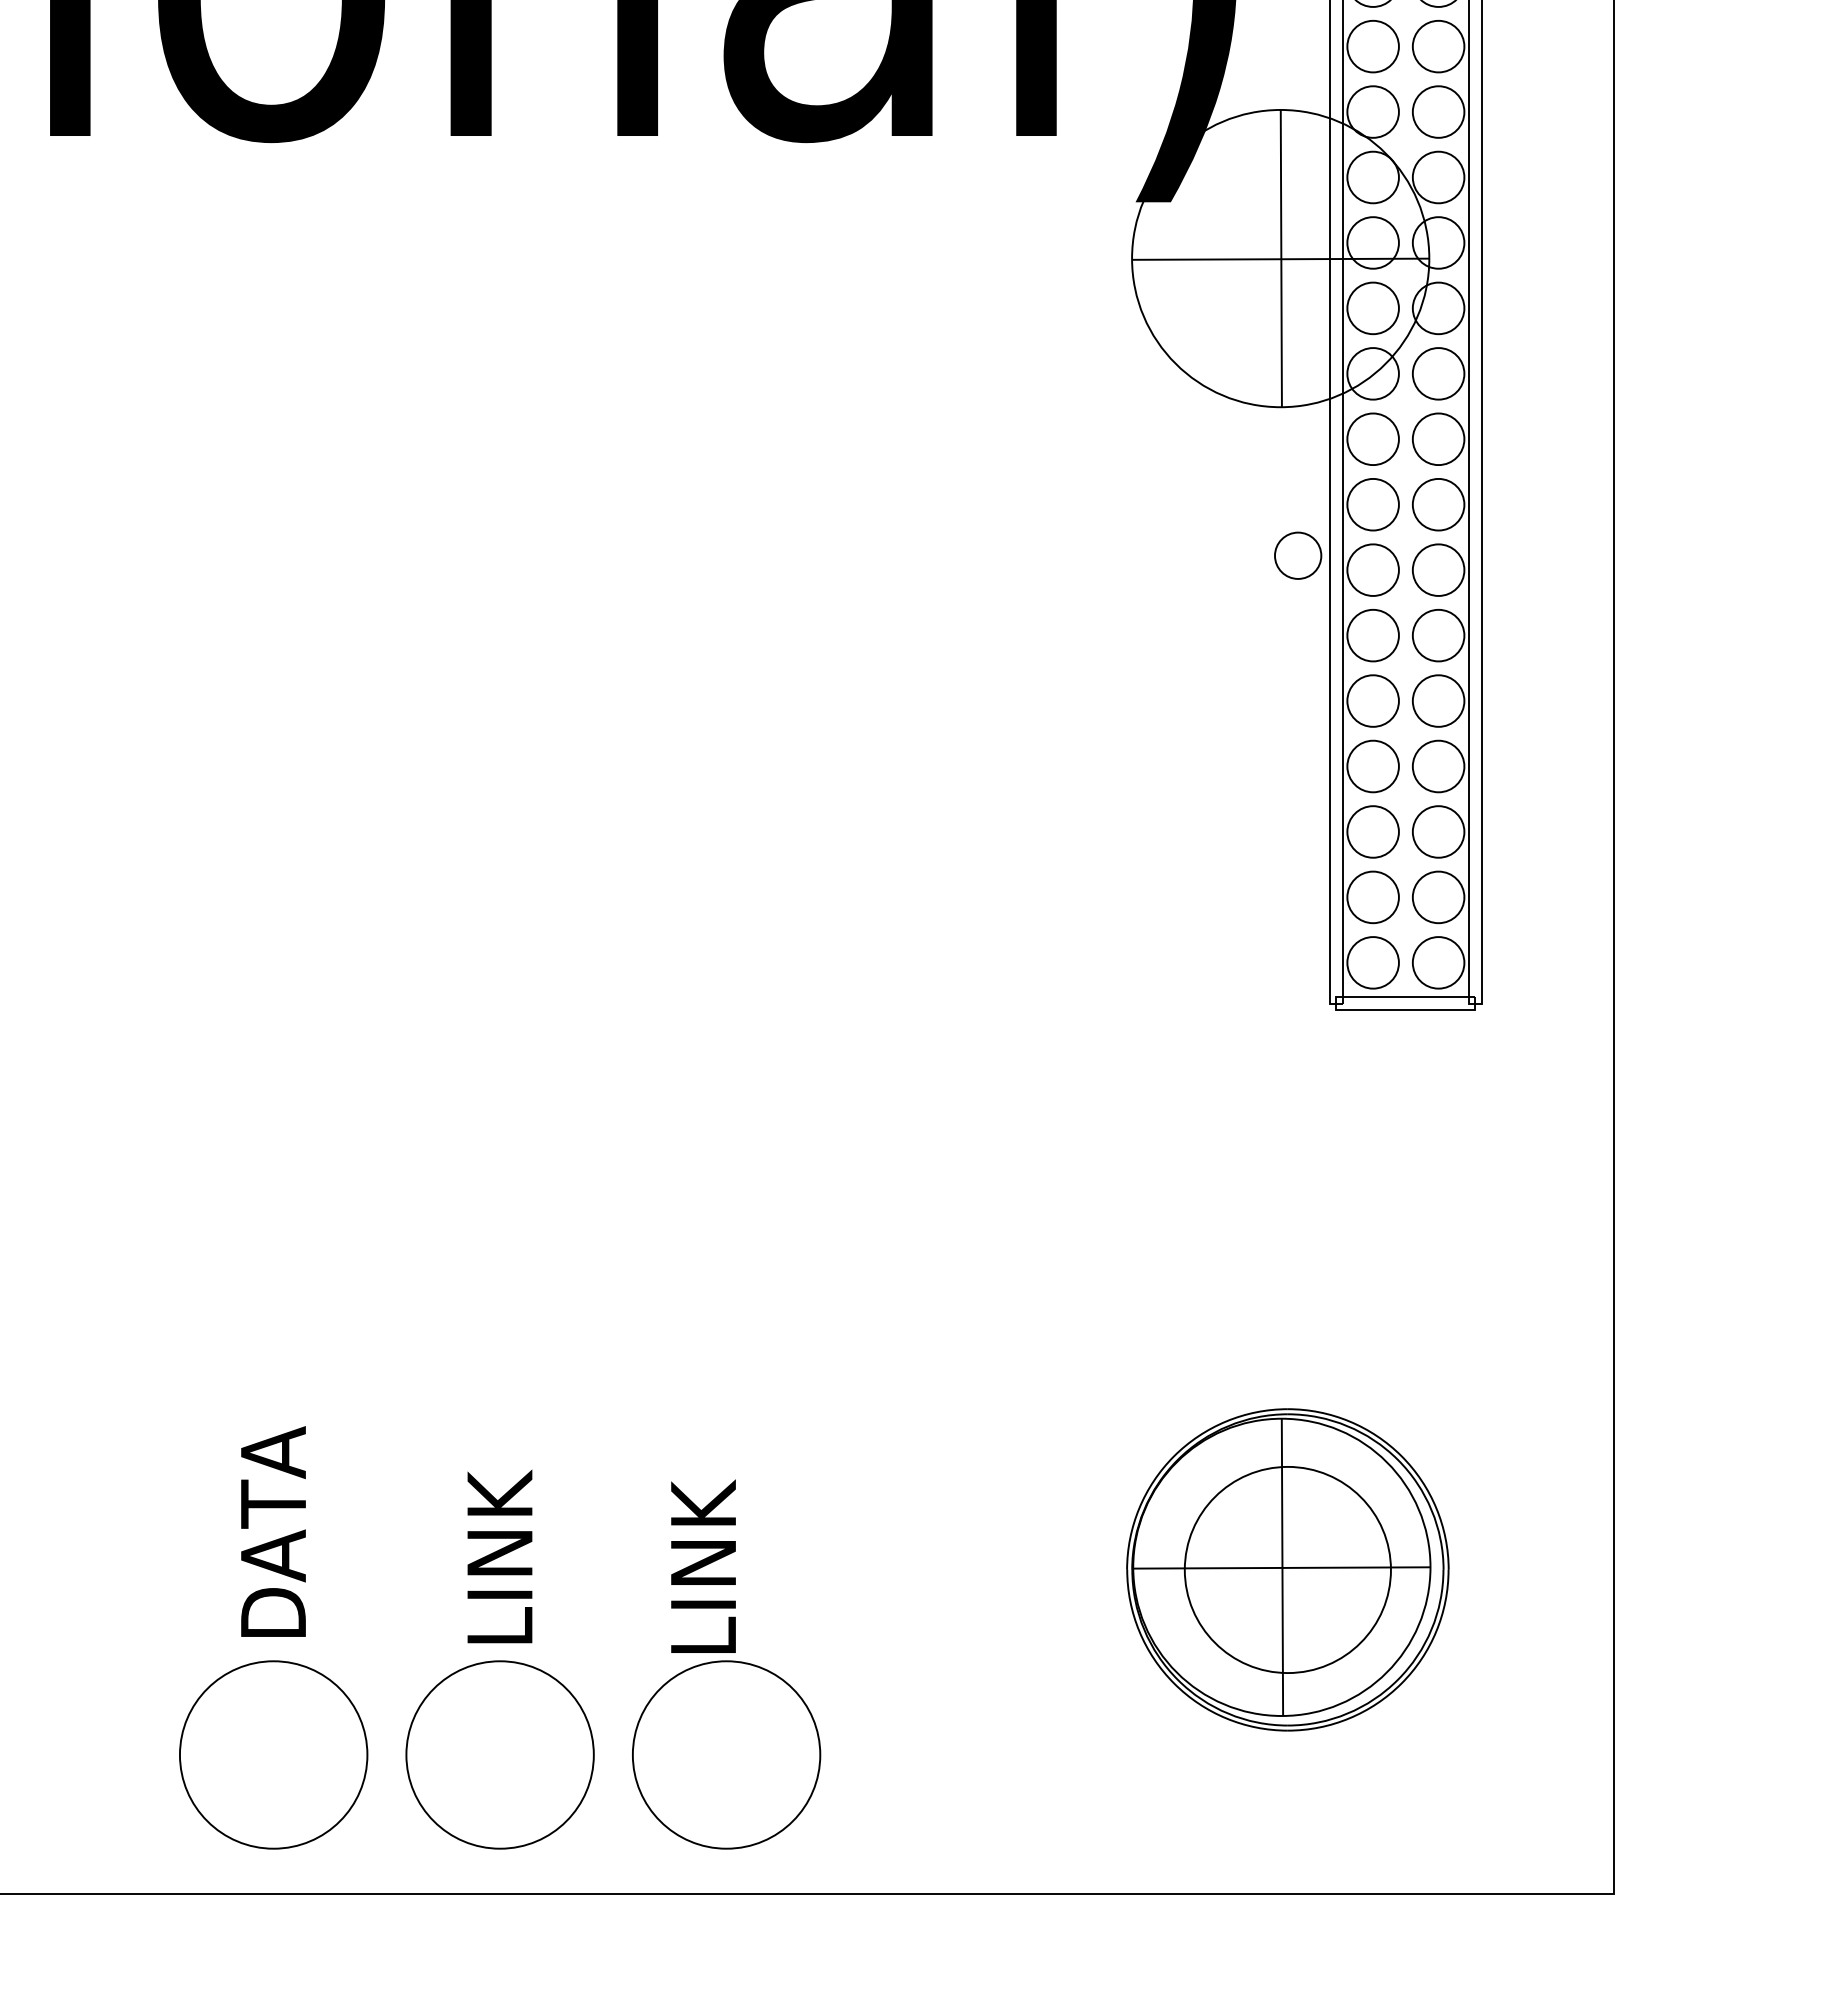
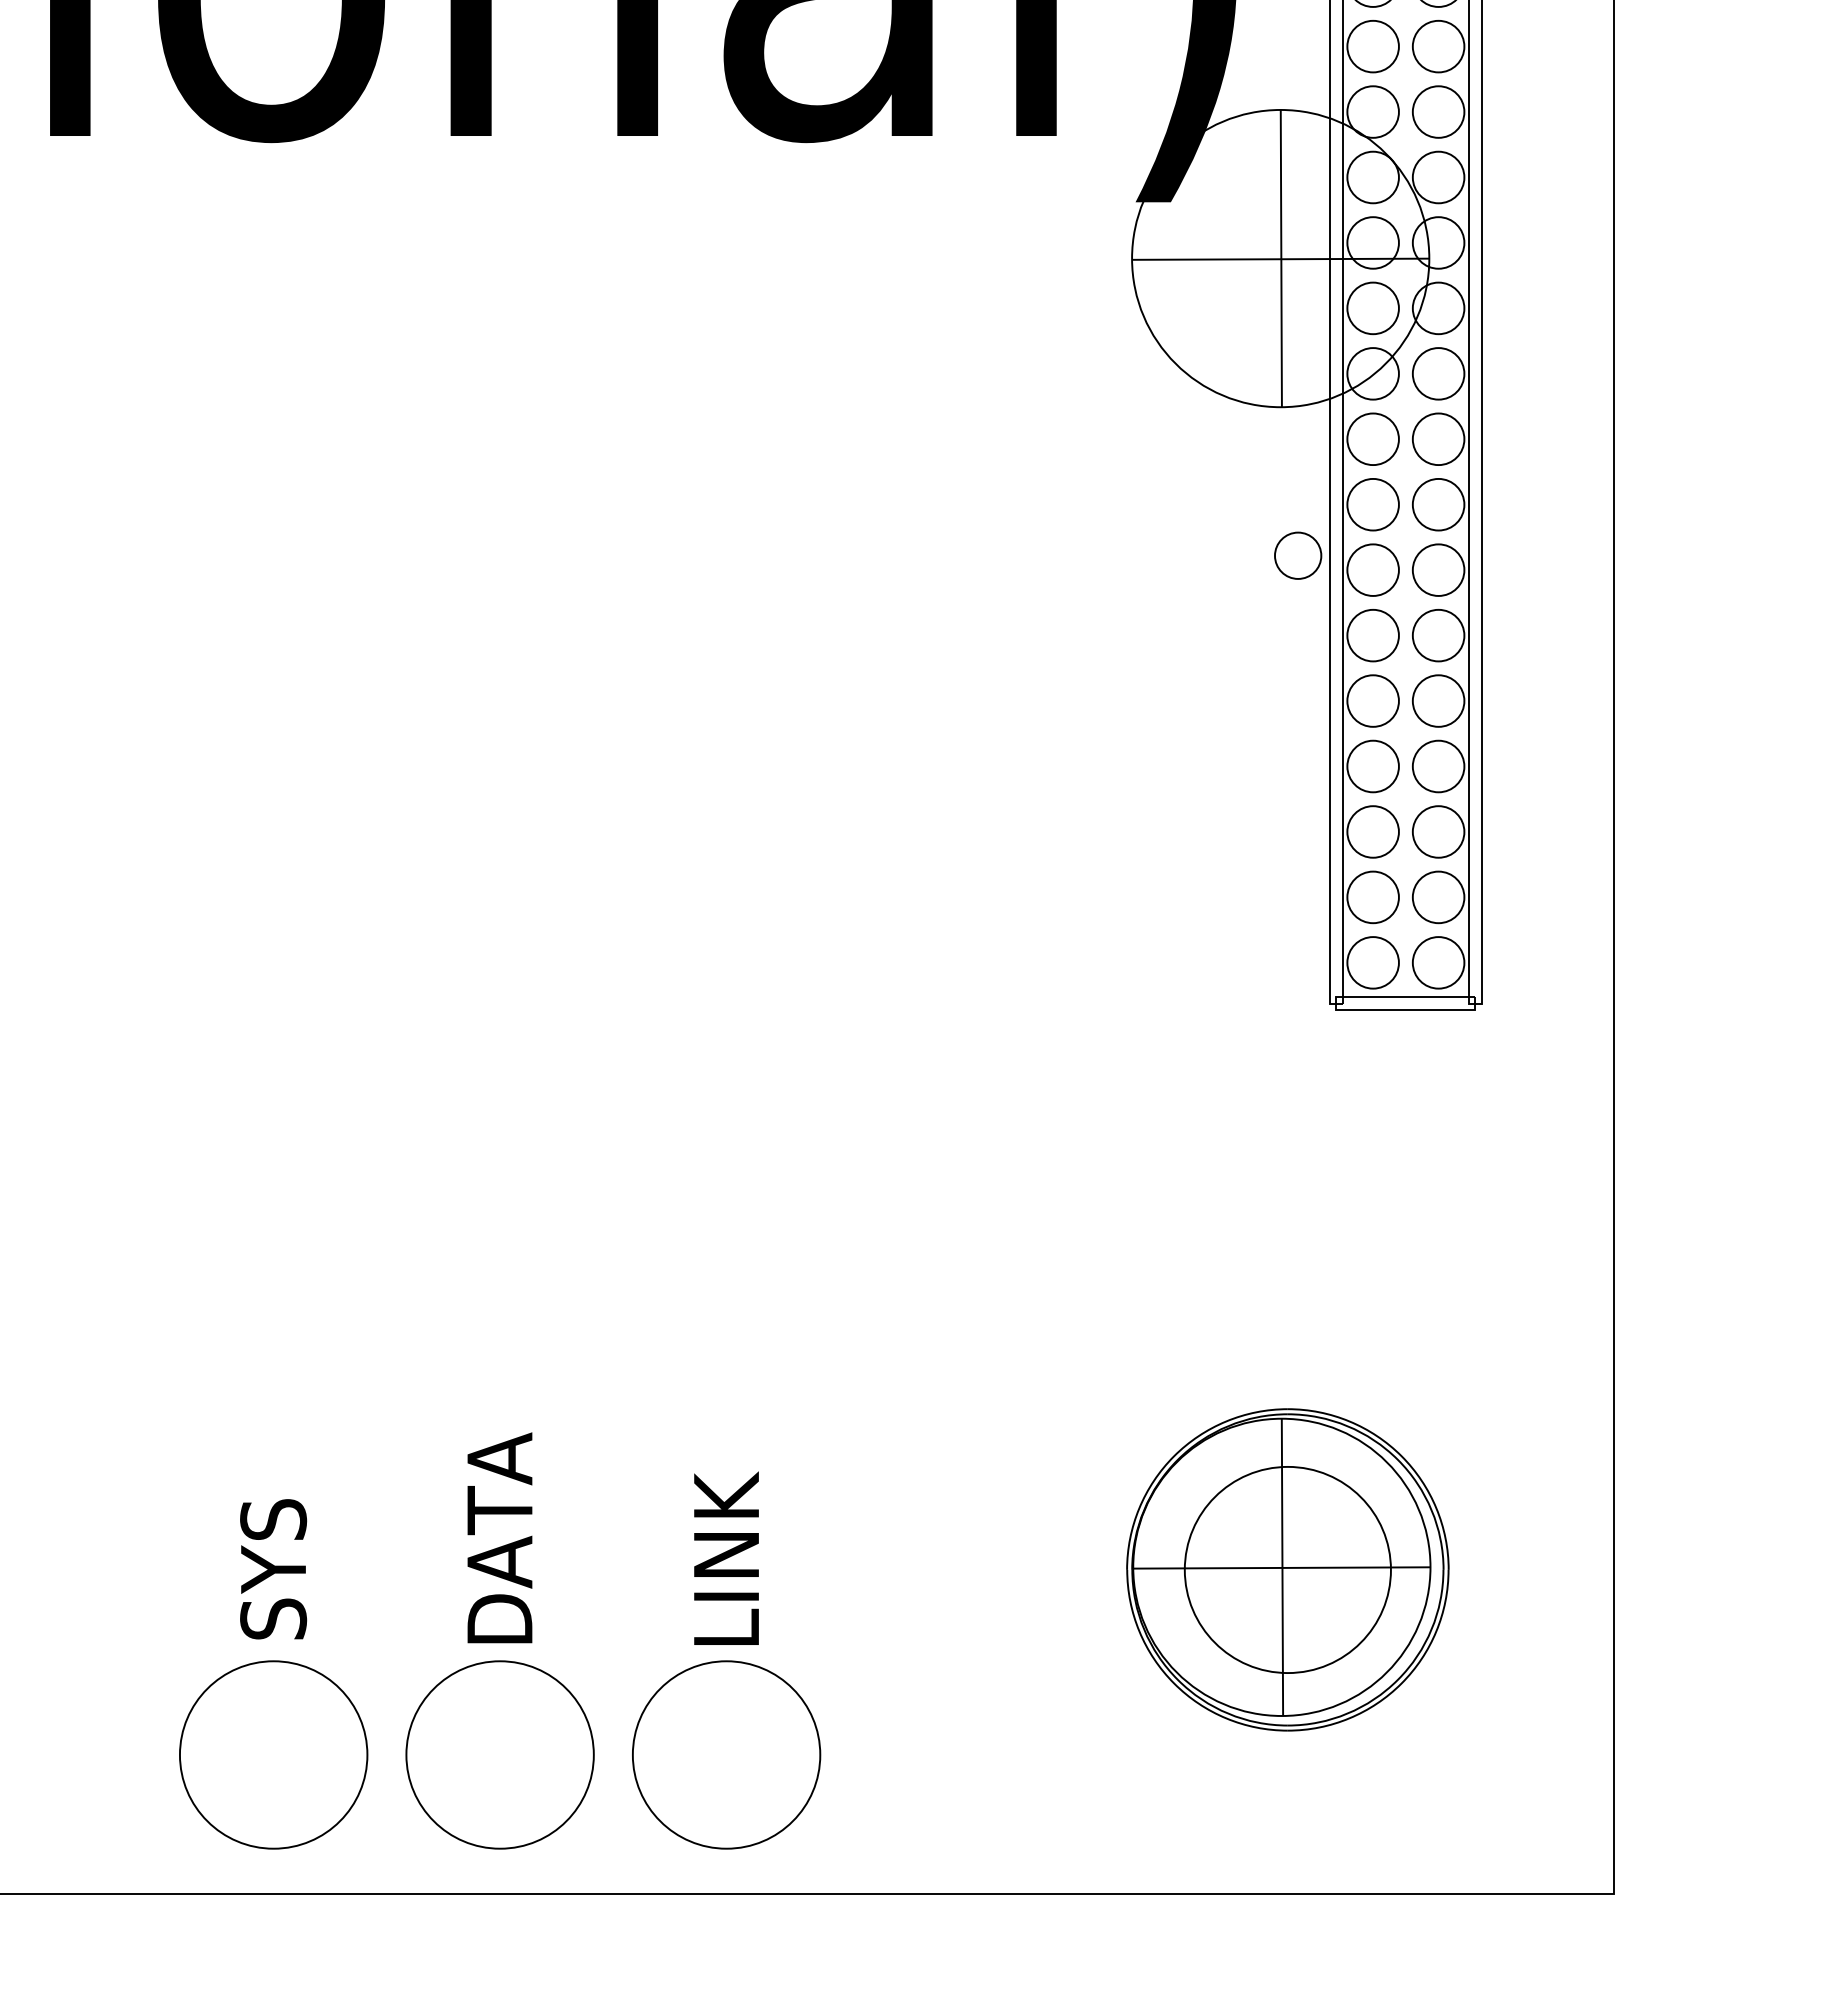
text: DATA -> SYS (273, 1532)
text: LINK -> DATA (499, 1533)
text position: (703, 1565) -> (726, 1557) (726, 1557)
